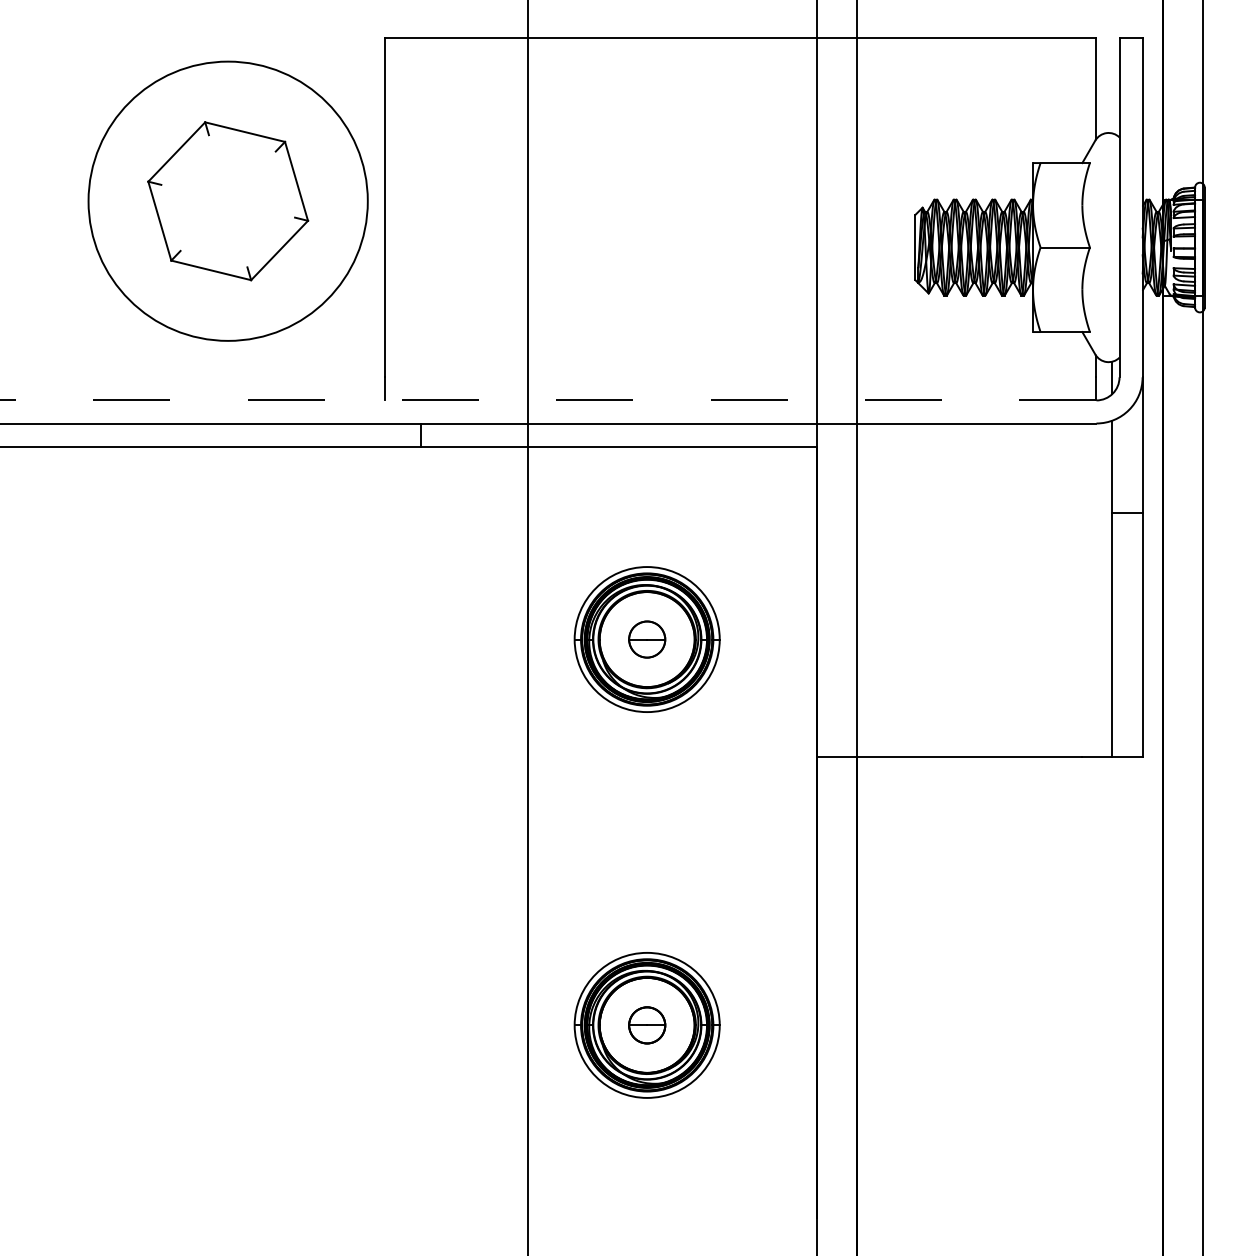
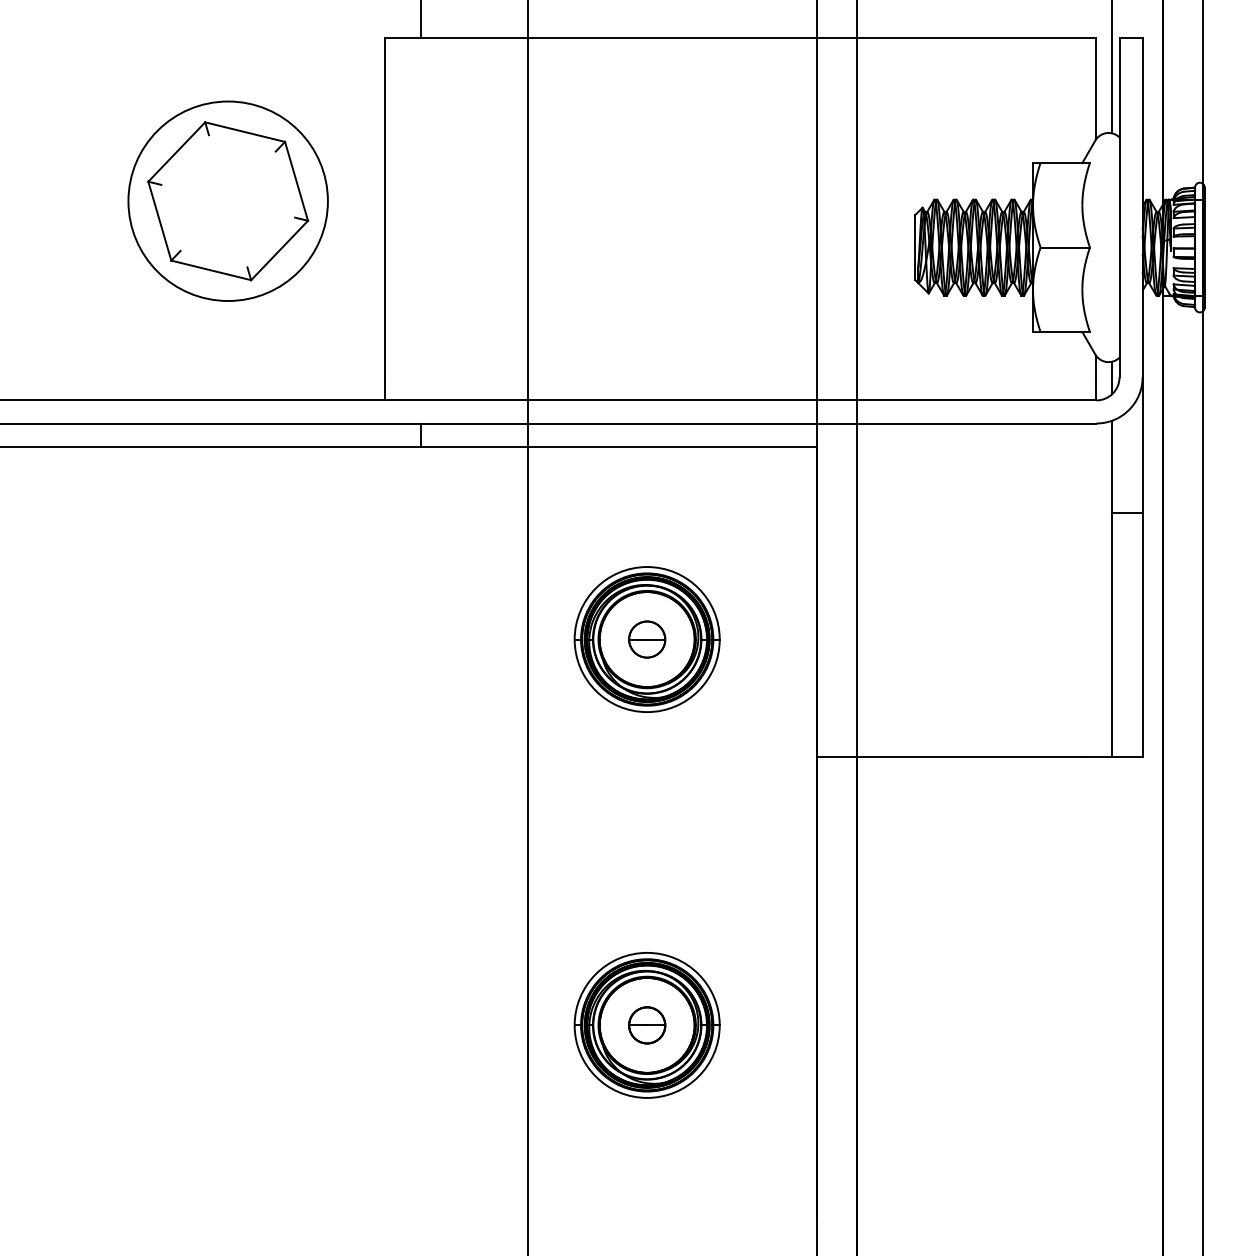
line: none -> present (421, 19)
line: none -> present (1112, 67)
circle diameter: 279 px -> 199 px (227, 201)
line: dashed -> solid (548, 400)
